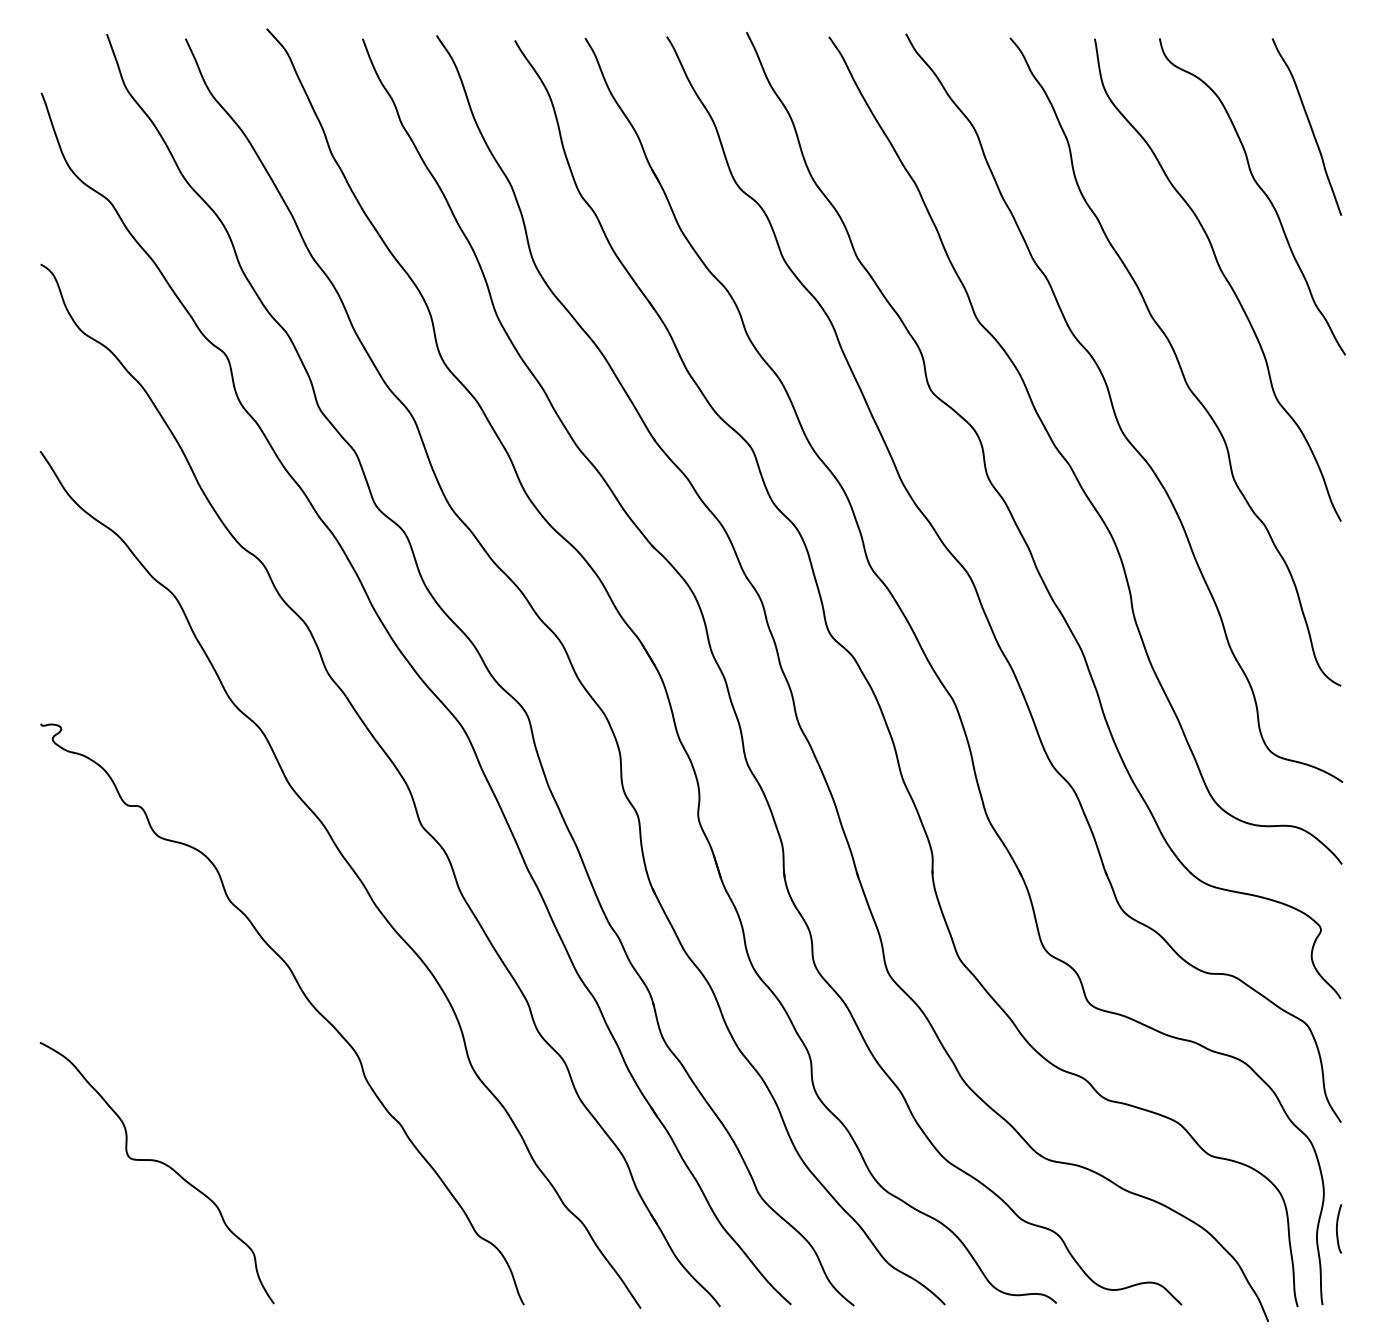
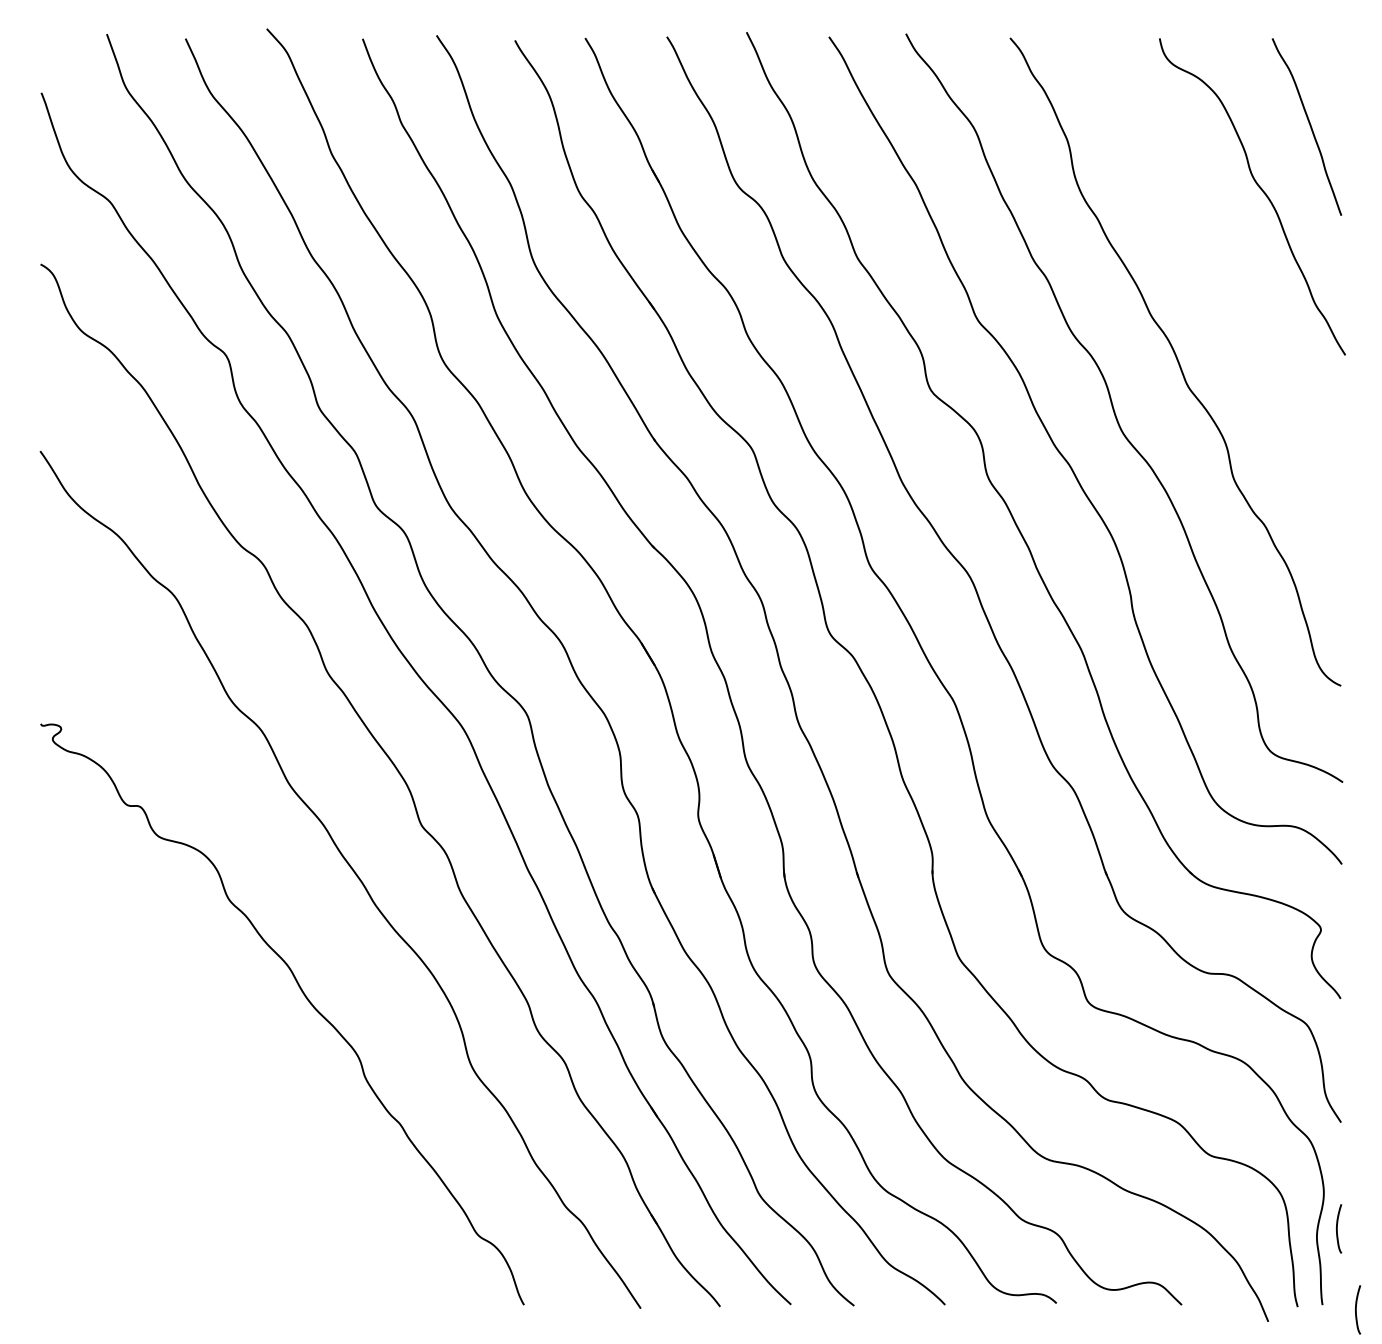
curve: present -> none (1223, 276)
curve: present -> none (160, 1163)
curve: none -> present (1356, 1309)
